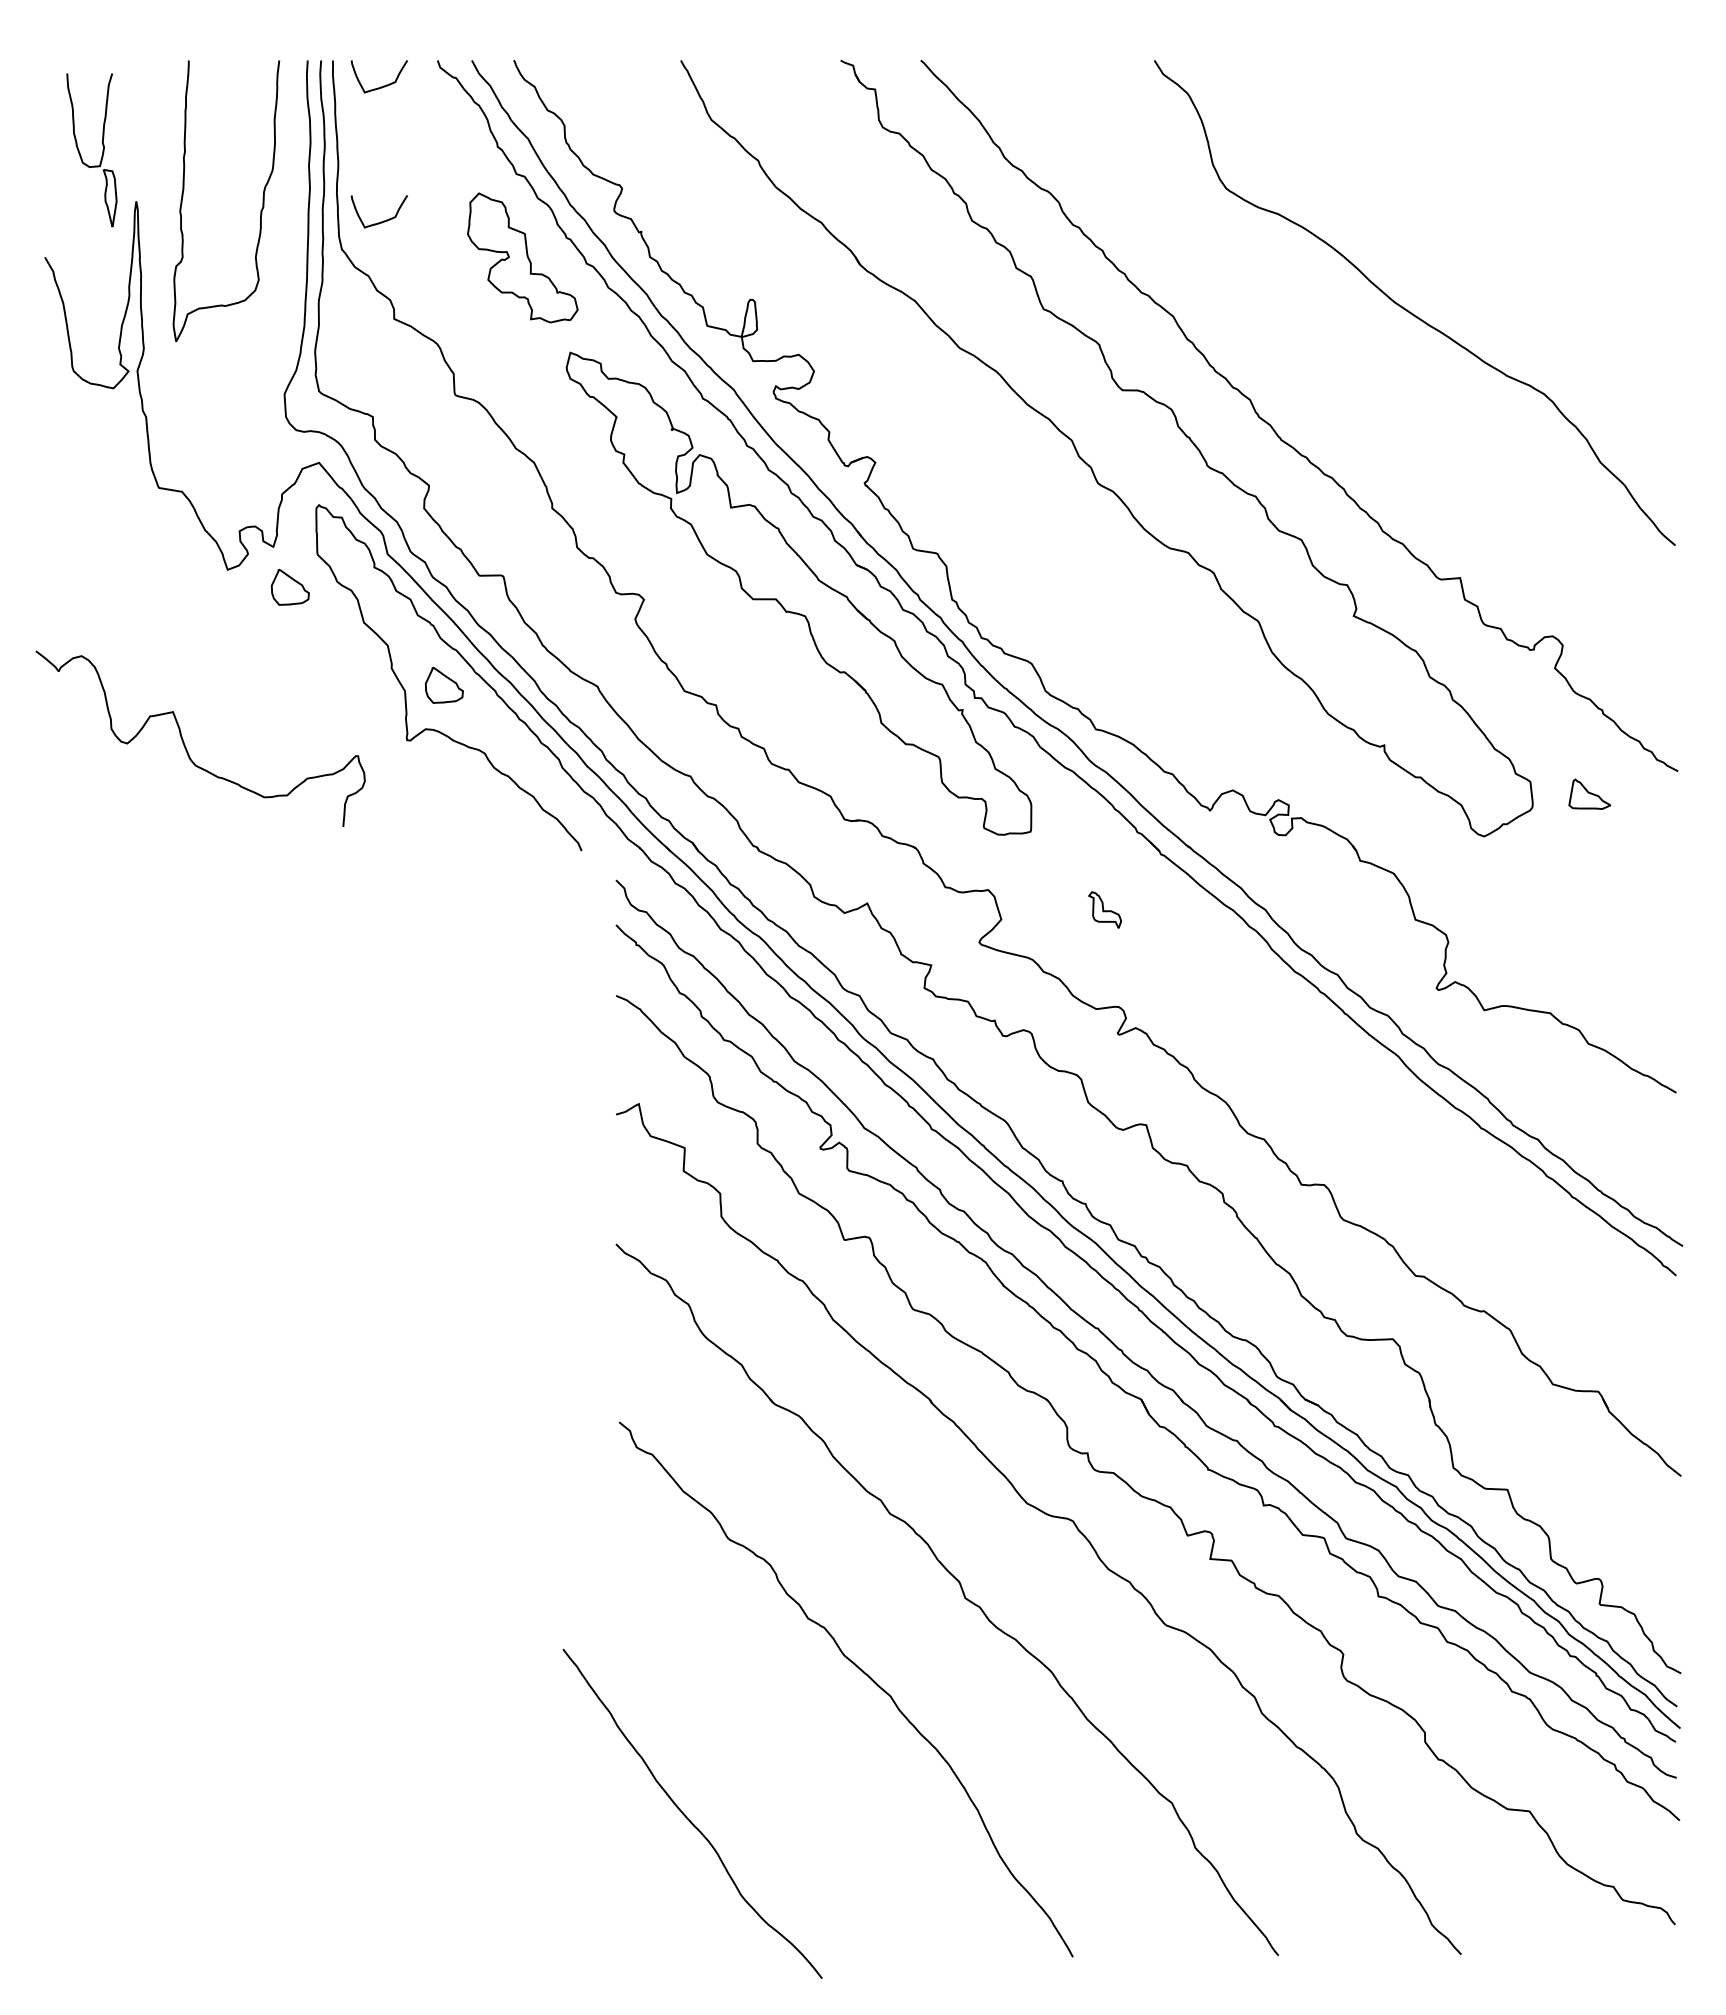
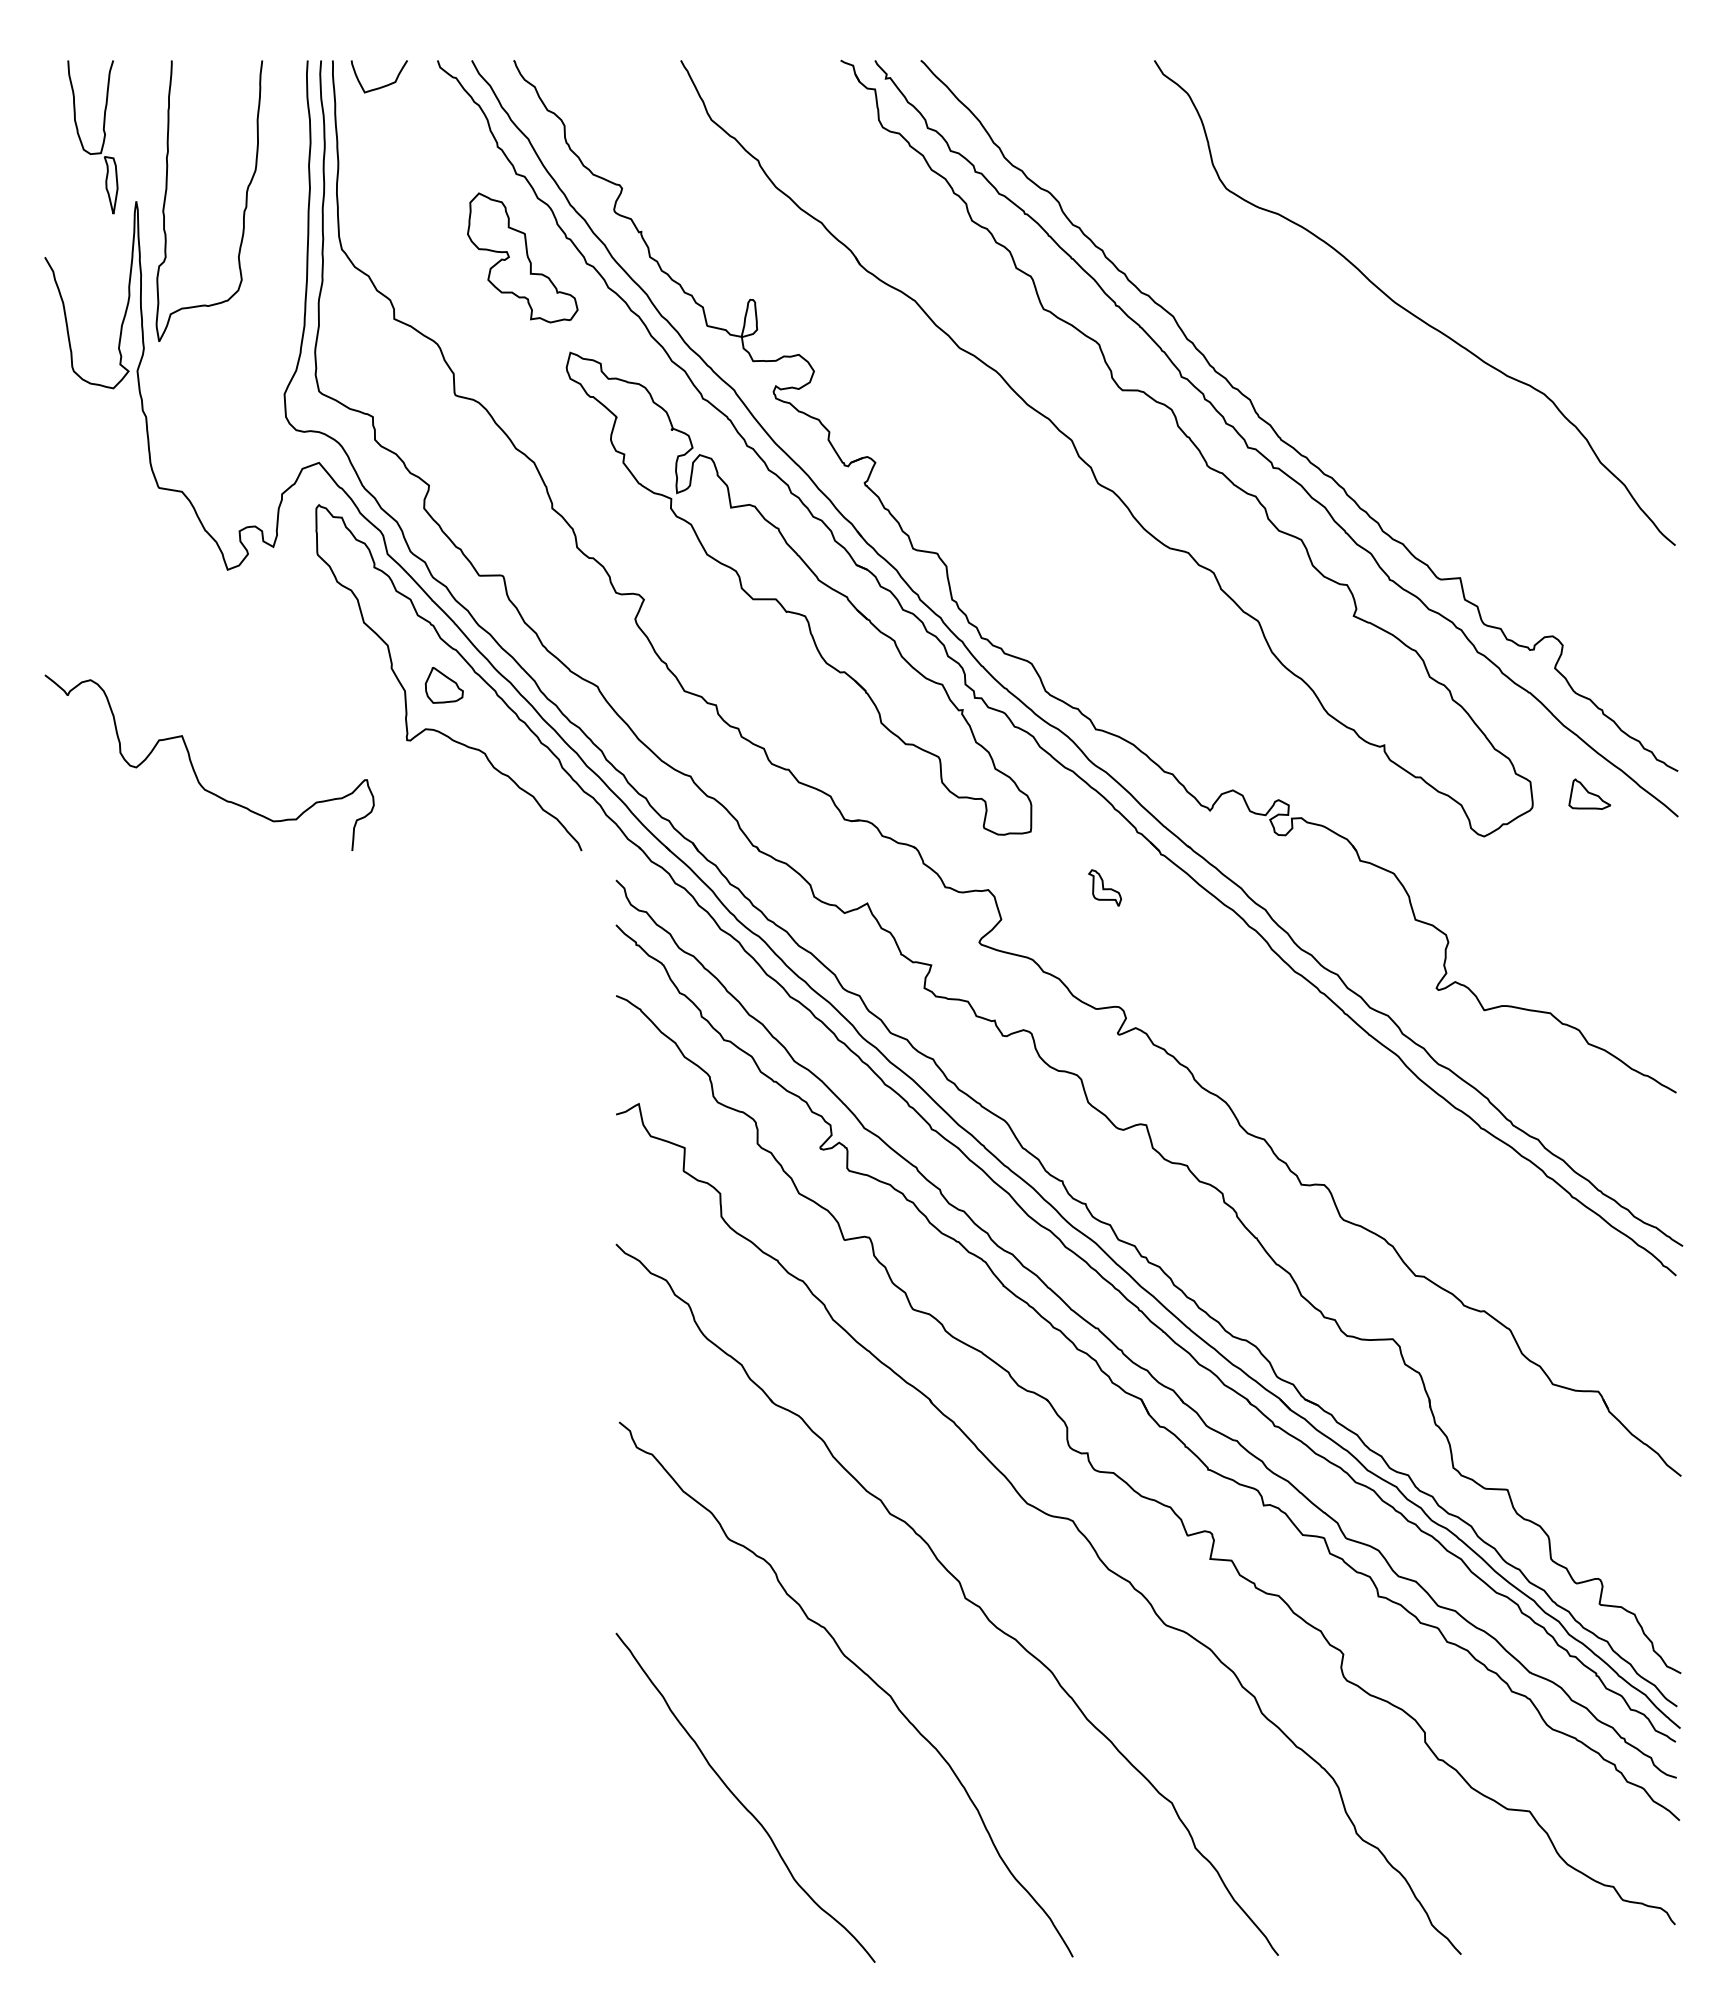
part position: (102, 150) -> (103, 137) (103, 137)
curve position: (260, 210) -> (243, 210) (243, 210)
curve: present -> none (380, 221)
curve: none -> present (1262, 453)
part: present -> none (290, 586)
curve position: (185, 744) -> (194, 768) (194, 768)
part position: (1105, 909) -> (1105, 887) (1105, 887)
curve position: (686, 1815) -> (739, 1799) (739, 1799)
